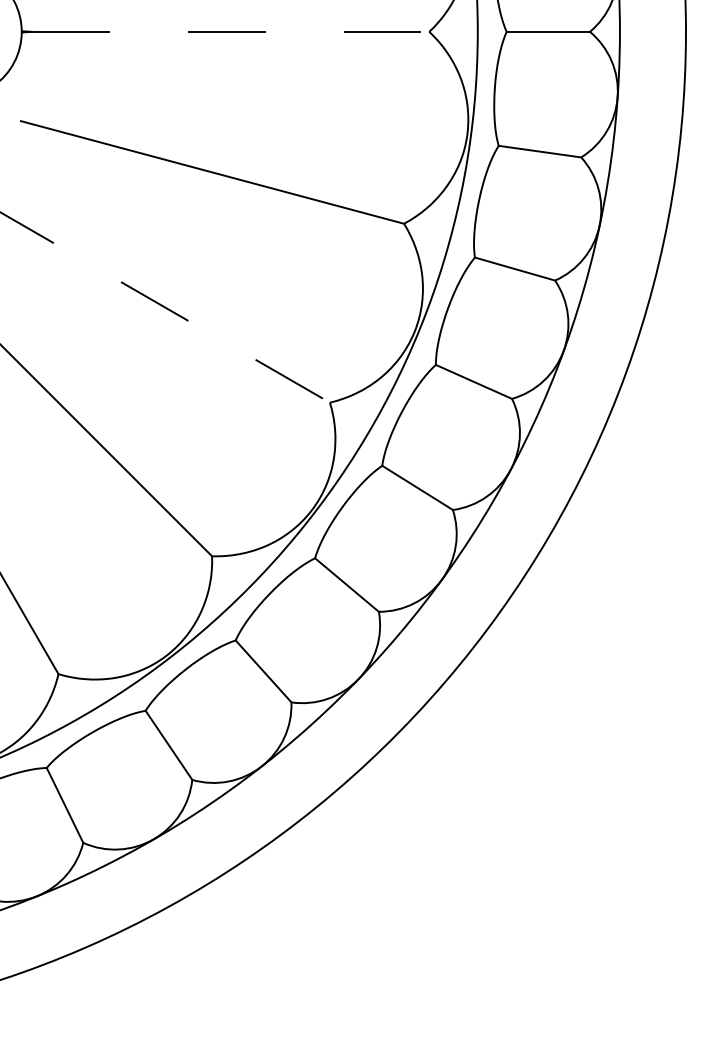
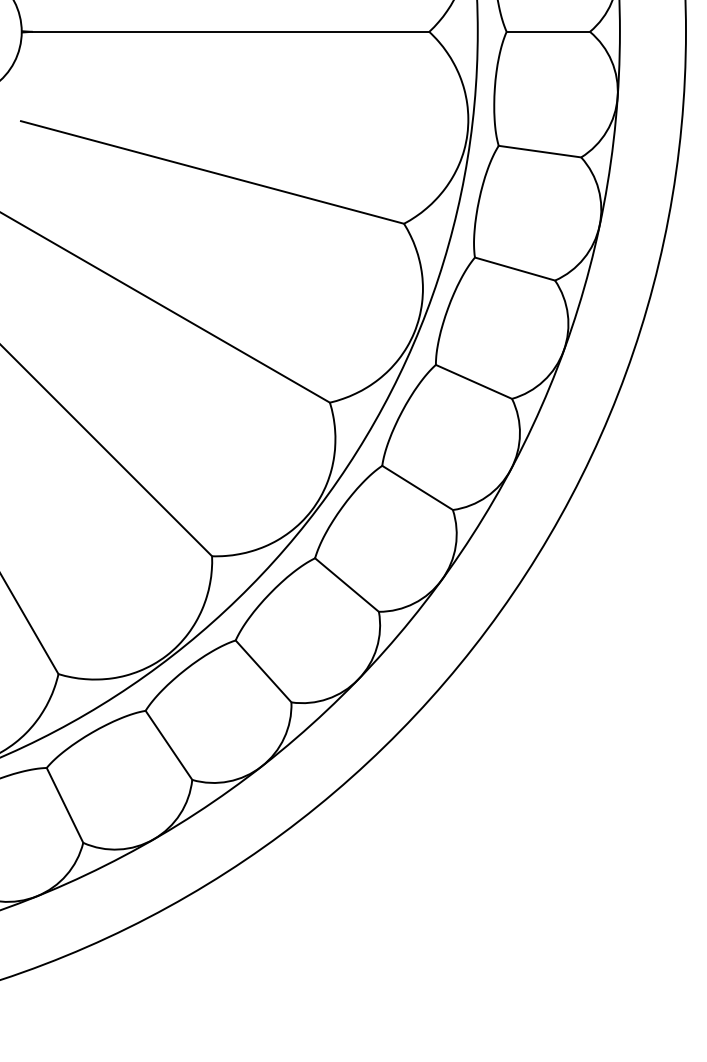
line: dashed -> solid (231, 31)
line: dashed -> solid (165, 307)
